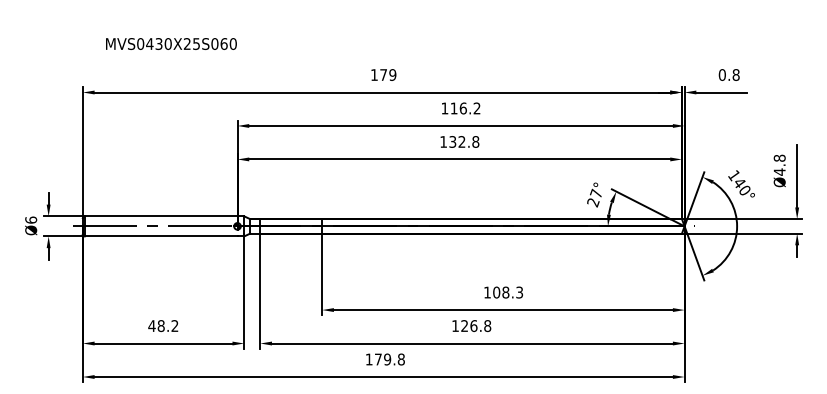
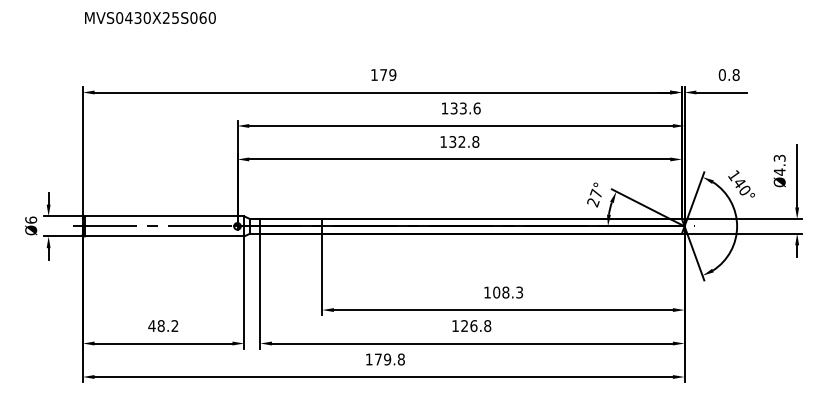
text position: (171, 43) -> (150, 17) (150, 17)
text: 116.2 -> 133.6 (465, 108)
text: Ø4.8 -> Ø4.3 (779, 157)
